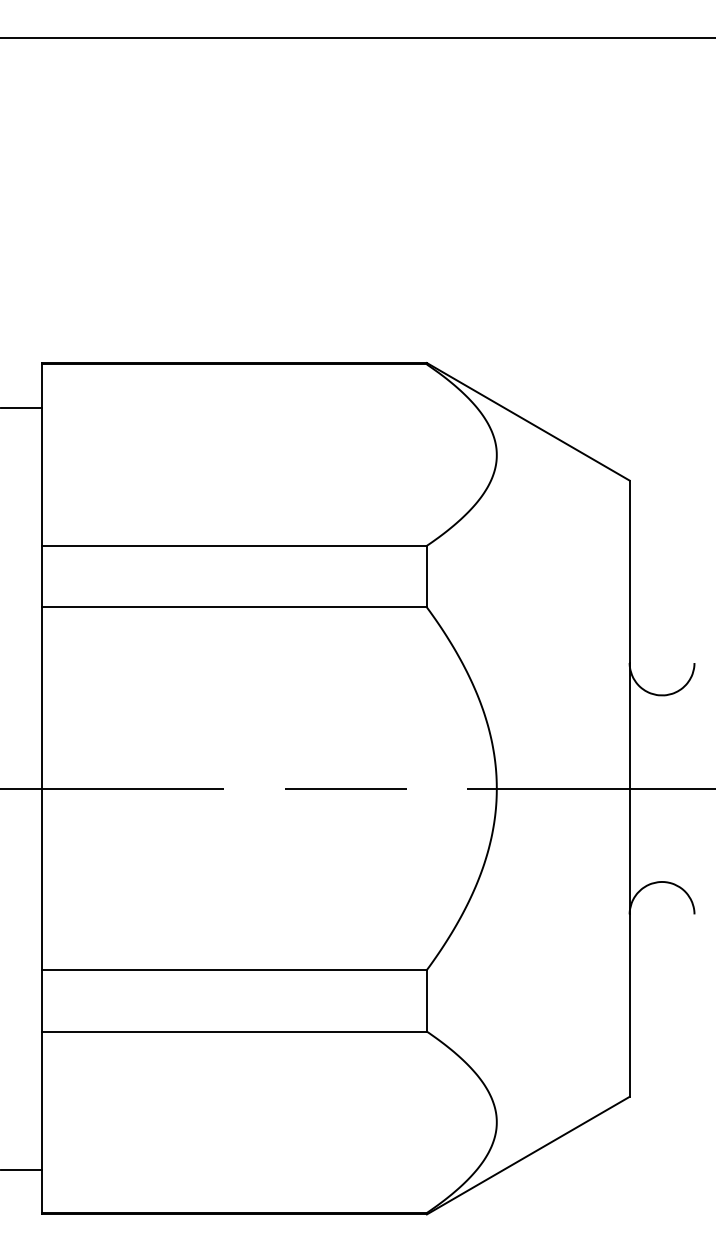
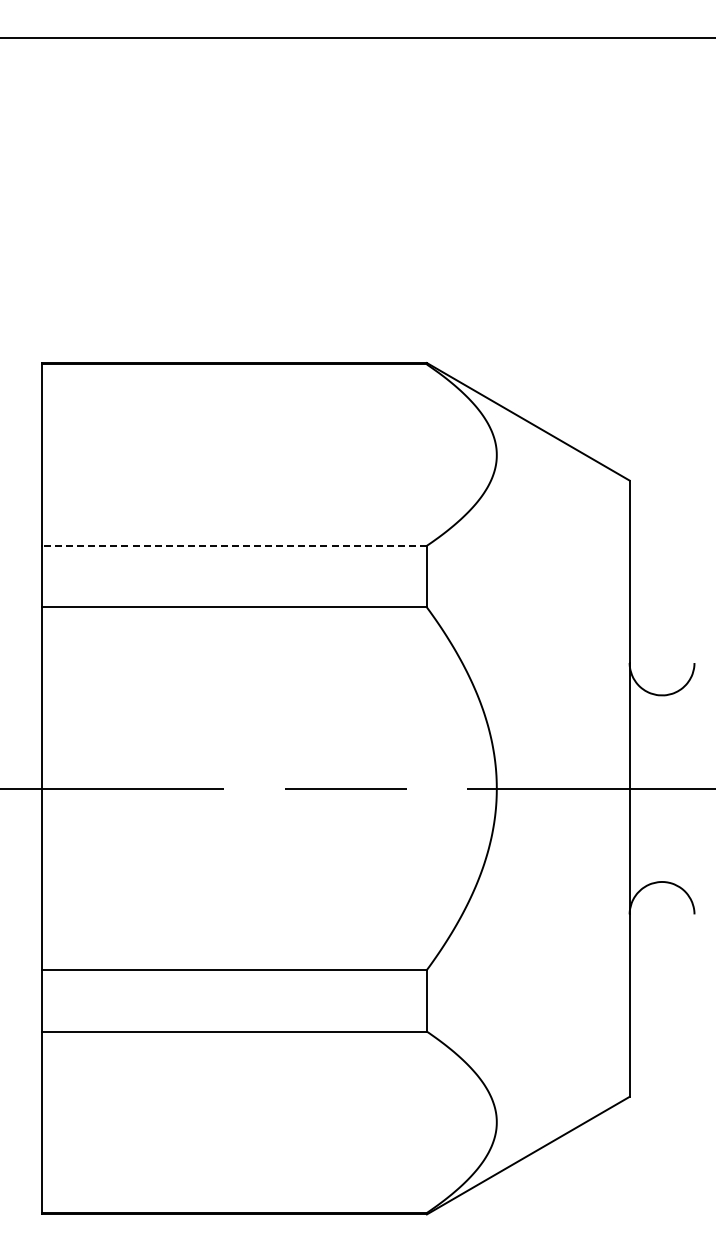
line: present -> none (21, 407)
line: solid -> dashed (234, 545)
line: present -> none (21, 1169)
